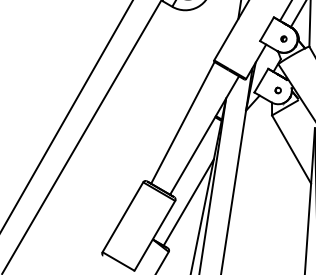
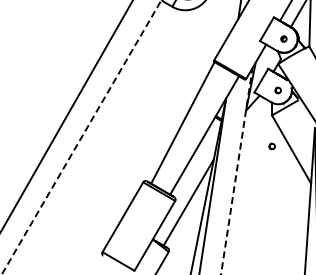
line: solid -> dashed (81, 136)
part: none -> present (271, 146)
line: solid -> dashed (236, 171)
